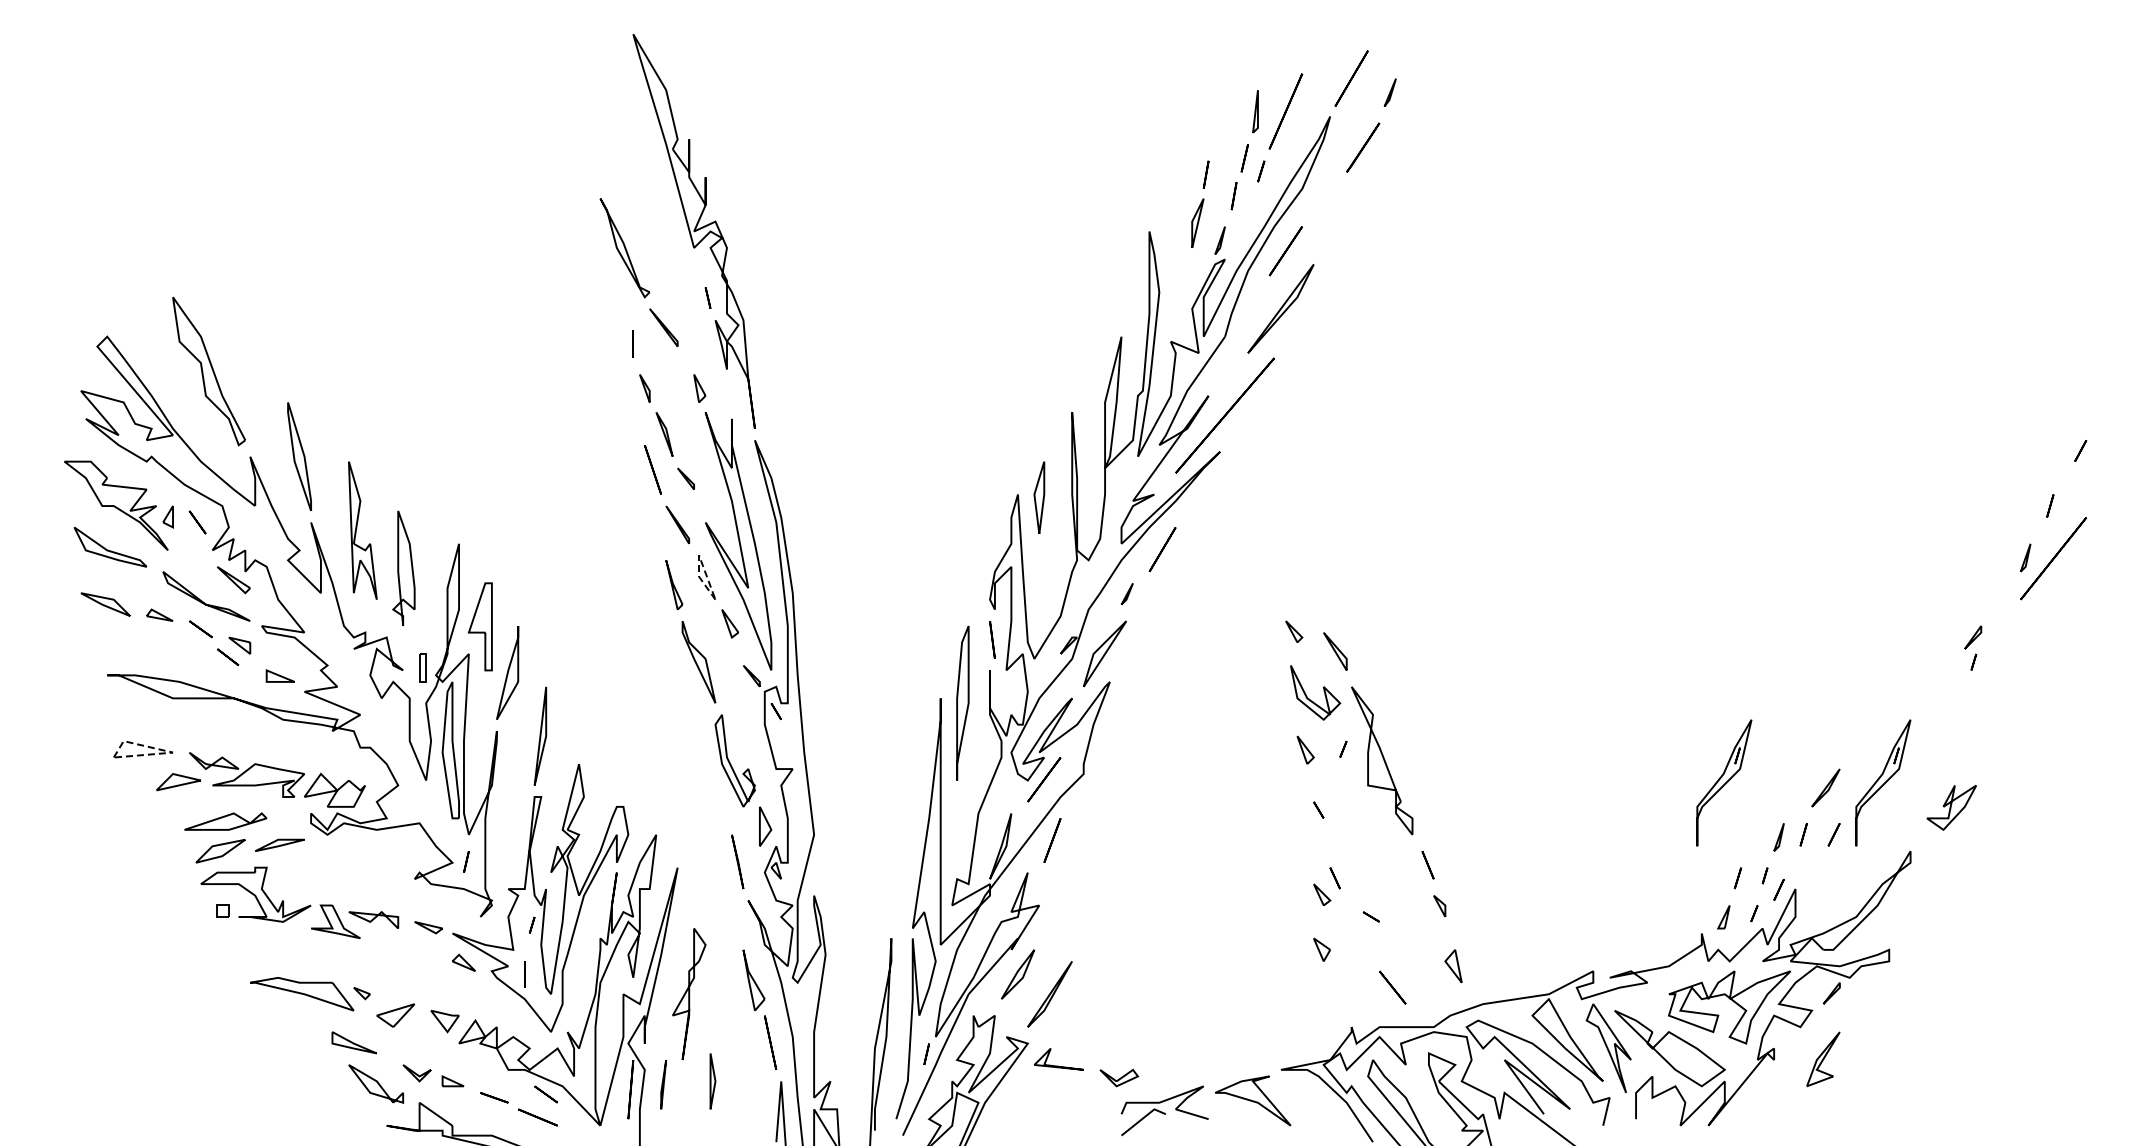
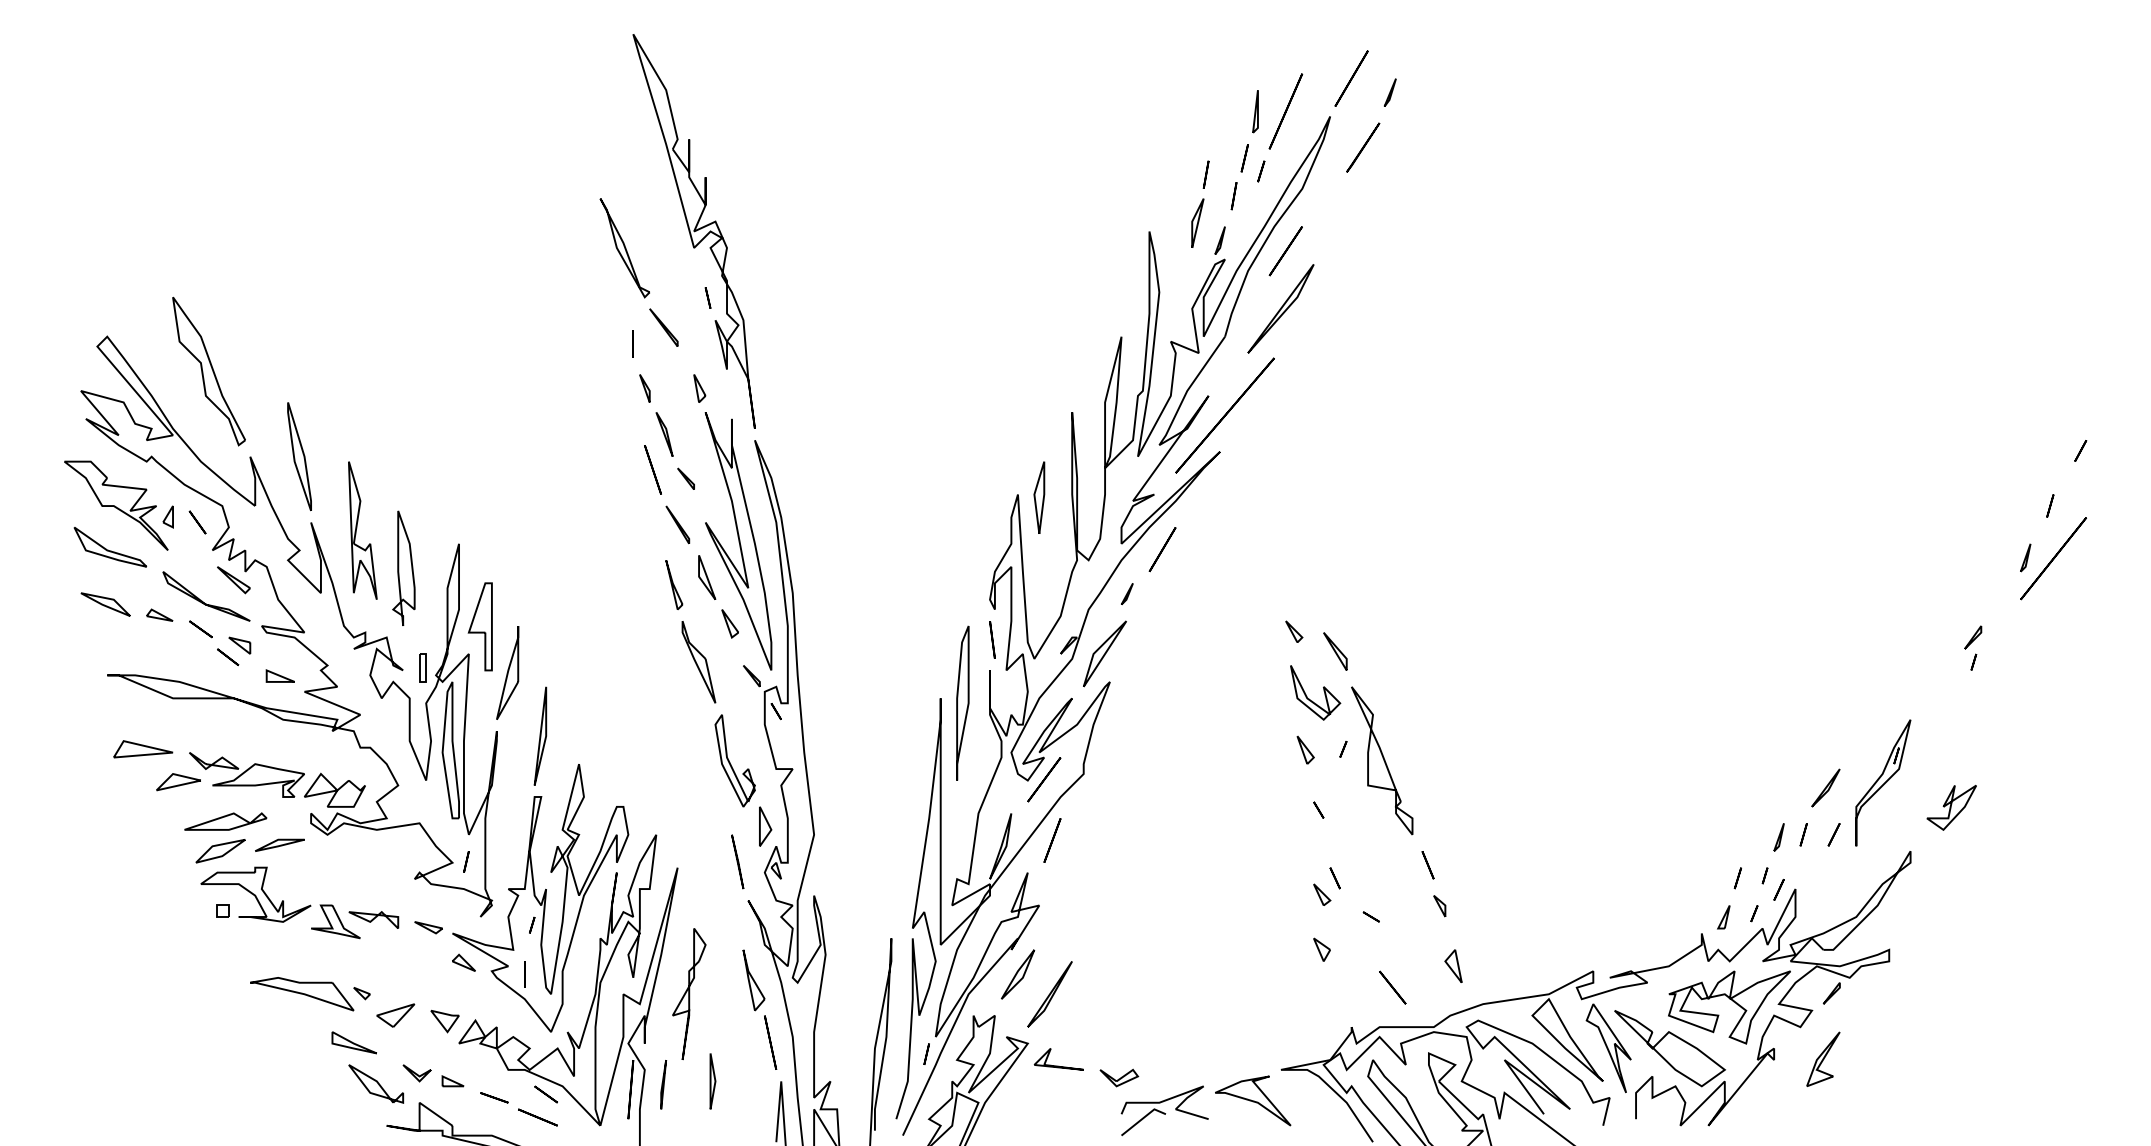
line: dashed -> solid (699, 556)
line: dashed -> solid (168, 751)
part: present -> none (1724, 782)
